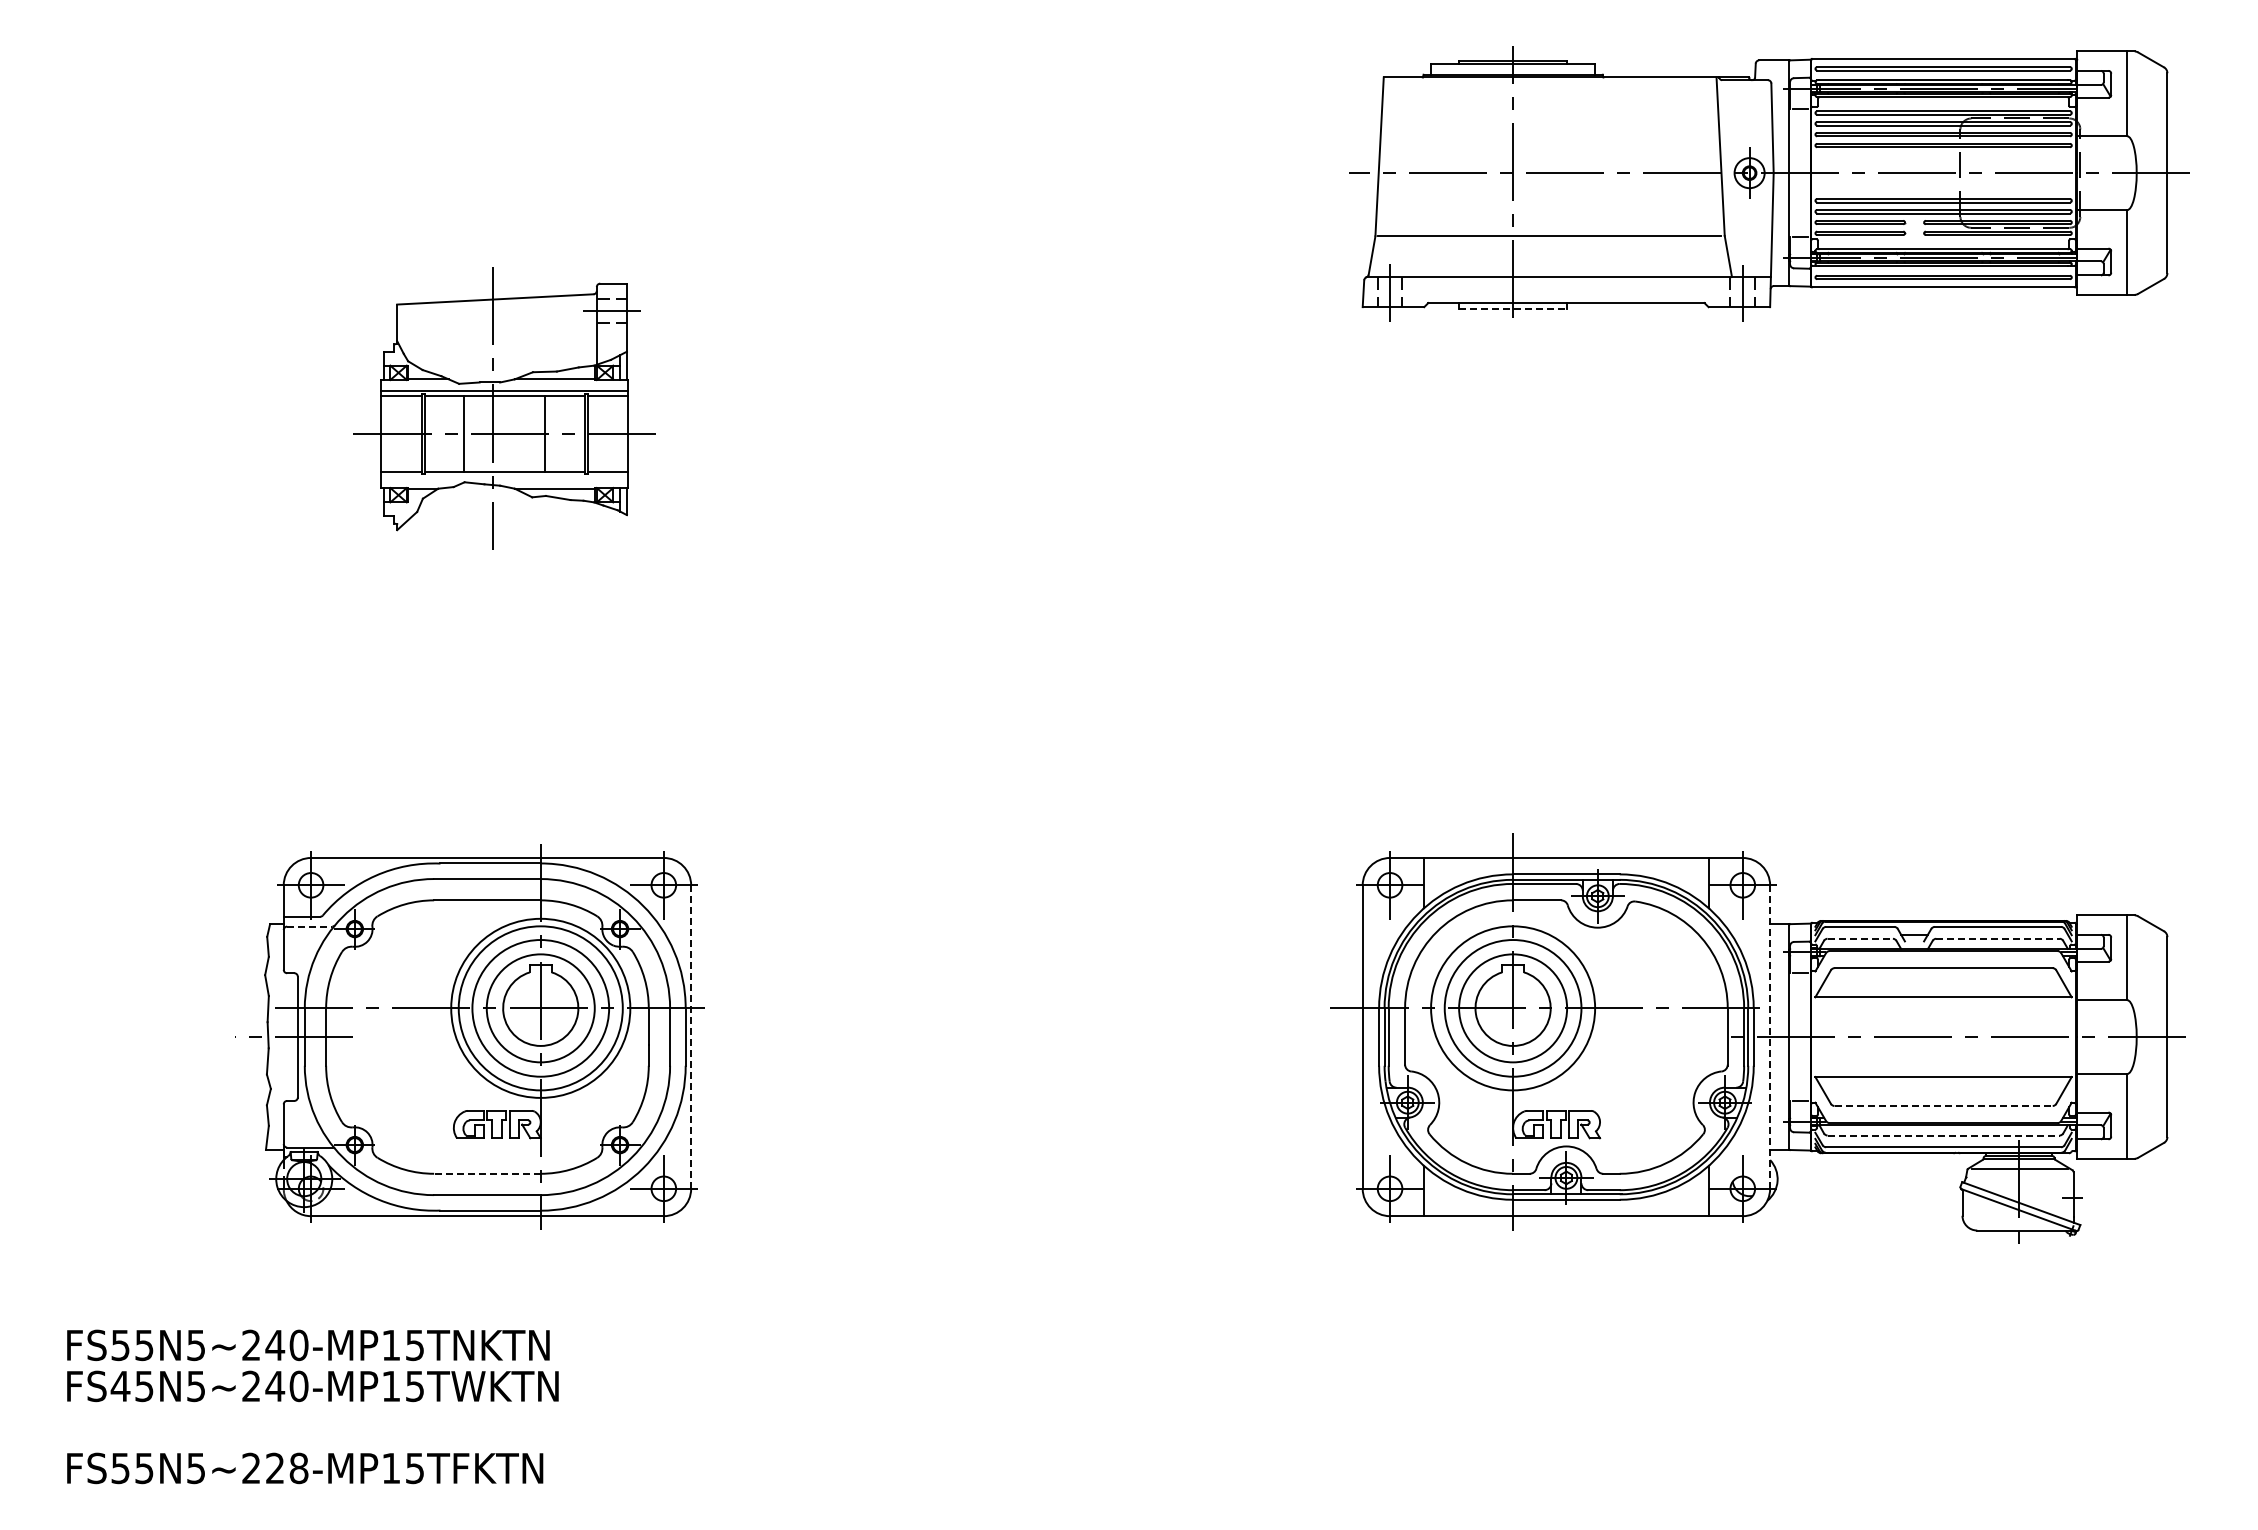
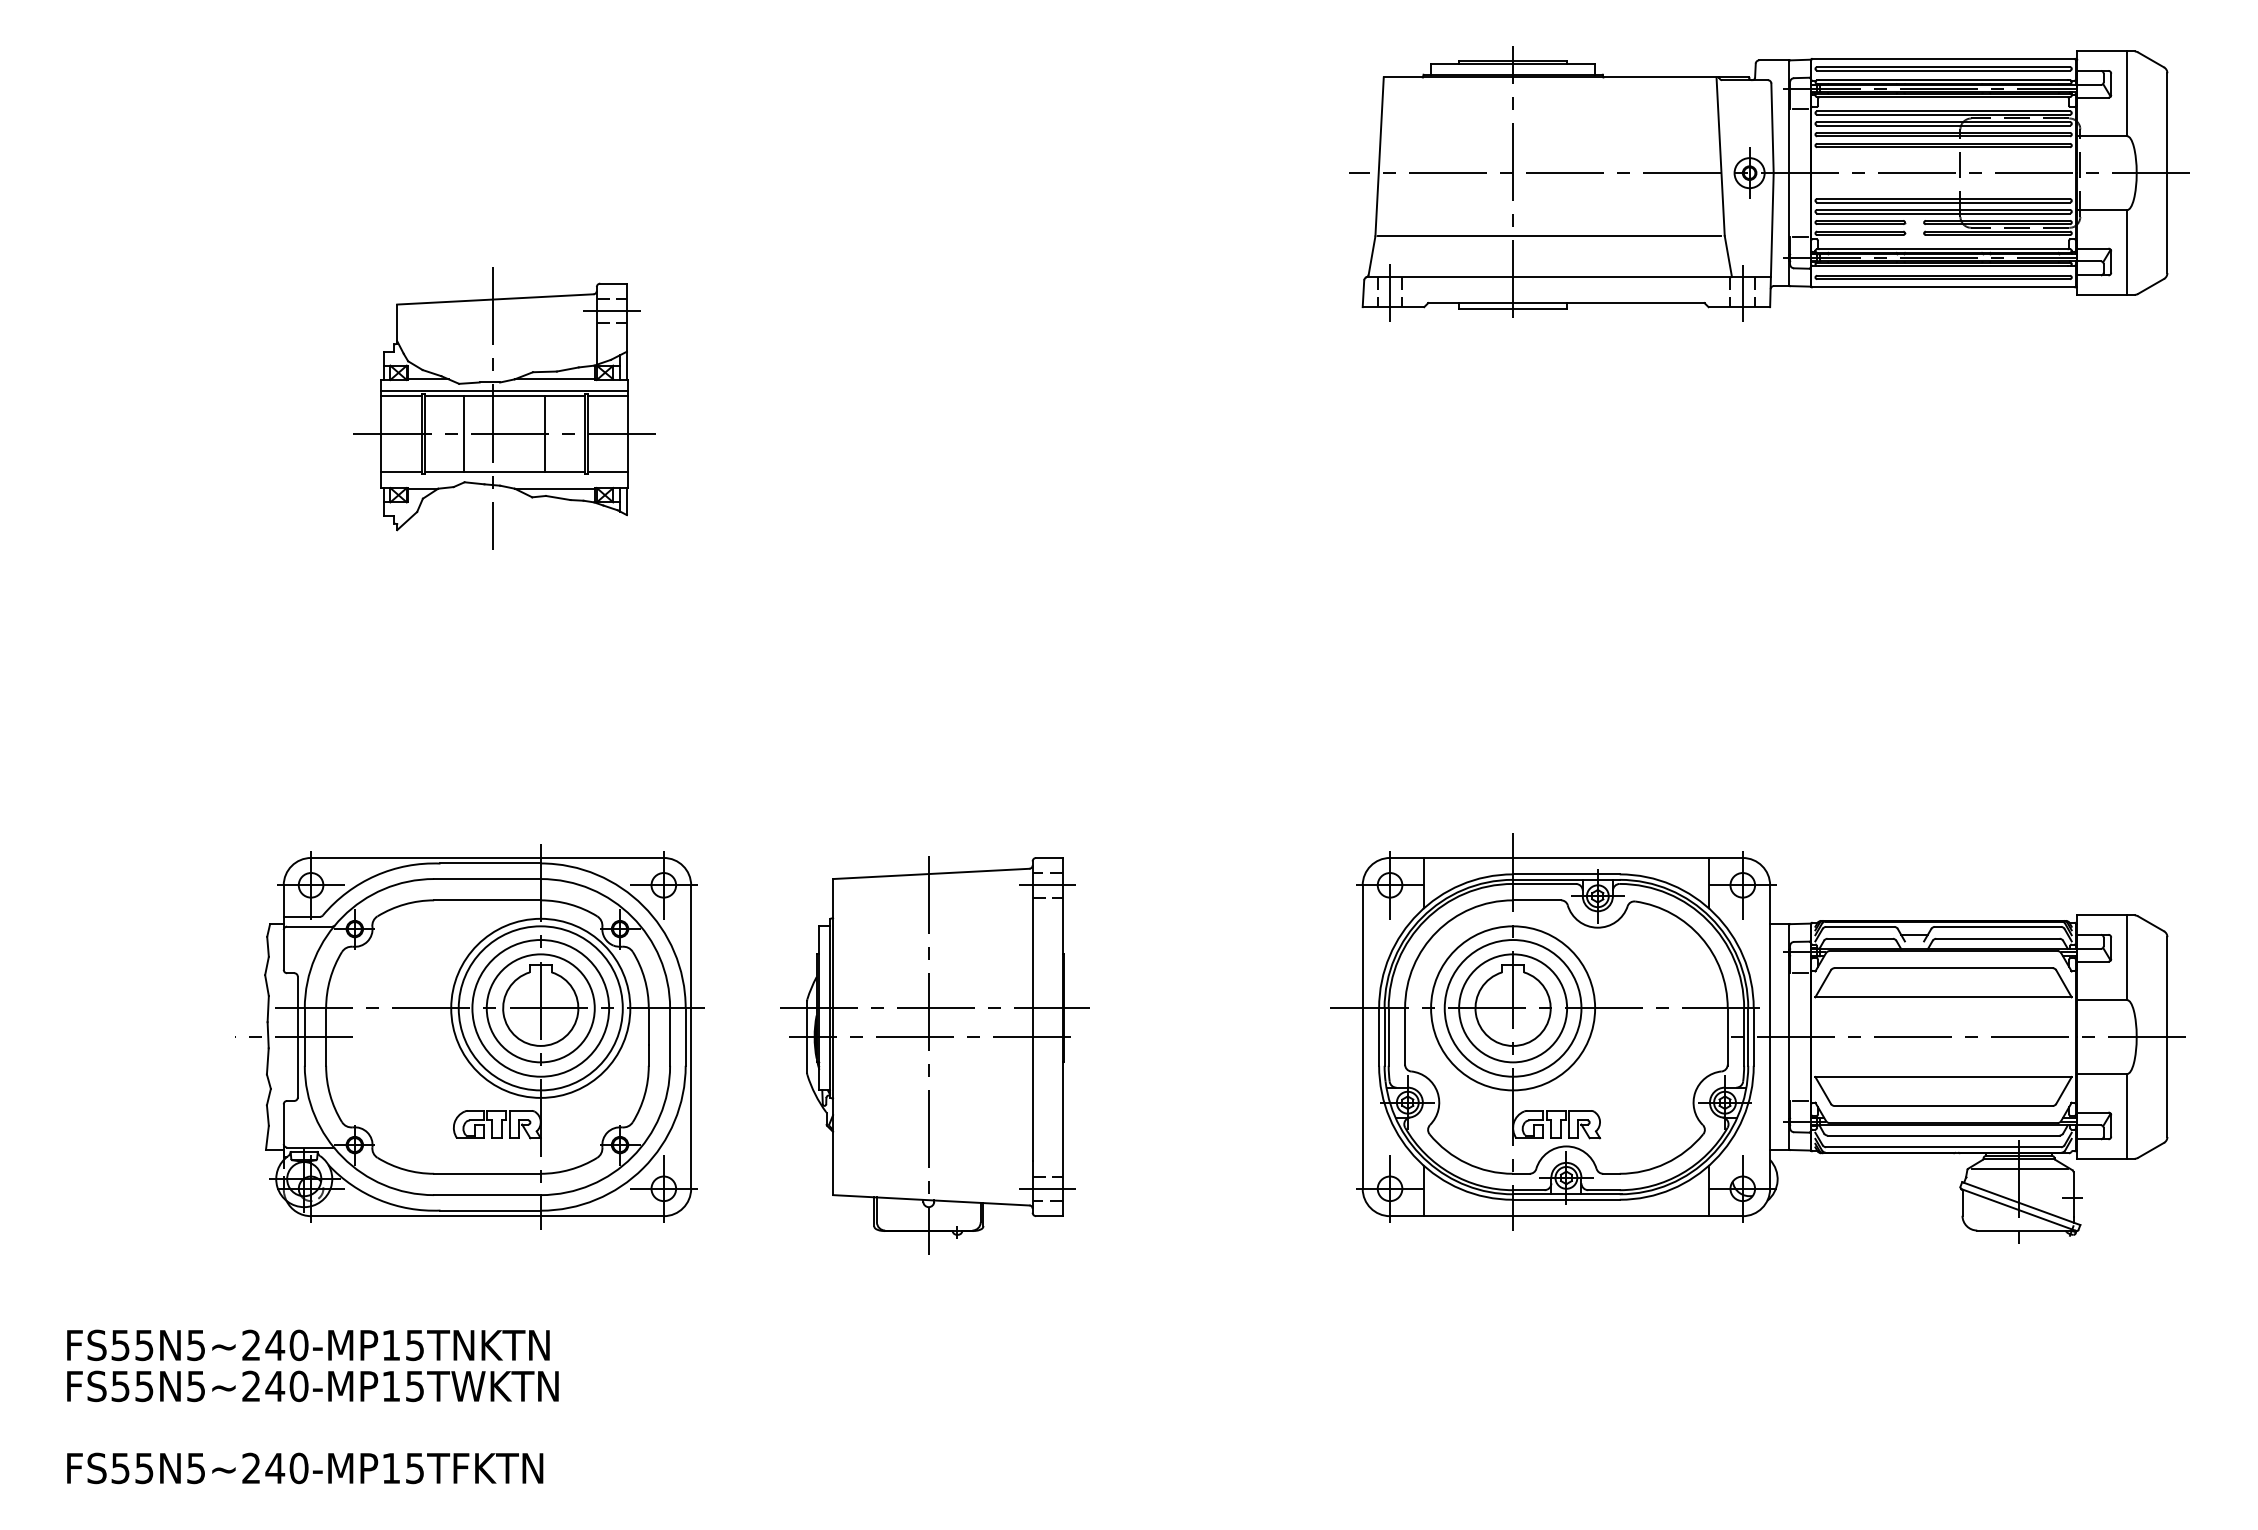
line: dashed -> solid (1513, 308)
line: dashed -> solid (309, 926)
line: dashed -> solid (1860, 938)
line: dashed -> solid (1997, 938)
line: dashed -> solid (691, 1037)
line: dashed -> solid (1770, 1037)
part: none -> present (934, 1055)
line: dashed -> solid (1944, 1105)
line: dashed -> solid (1944, 1135)
line: dashed -> solid (486, 1173)
text: FS45N5~240-MP15TWKTN -> FS55N5~240-MP15TWKTN (120, 1386)
text: FS55N5~228-MP15TFKTN -> FS55N5~240-MP15TFKTN (286, 1467)
